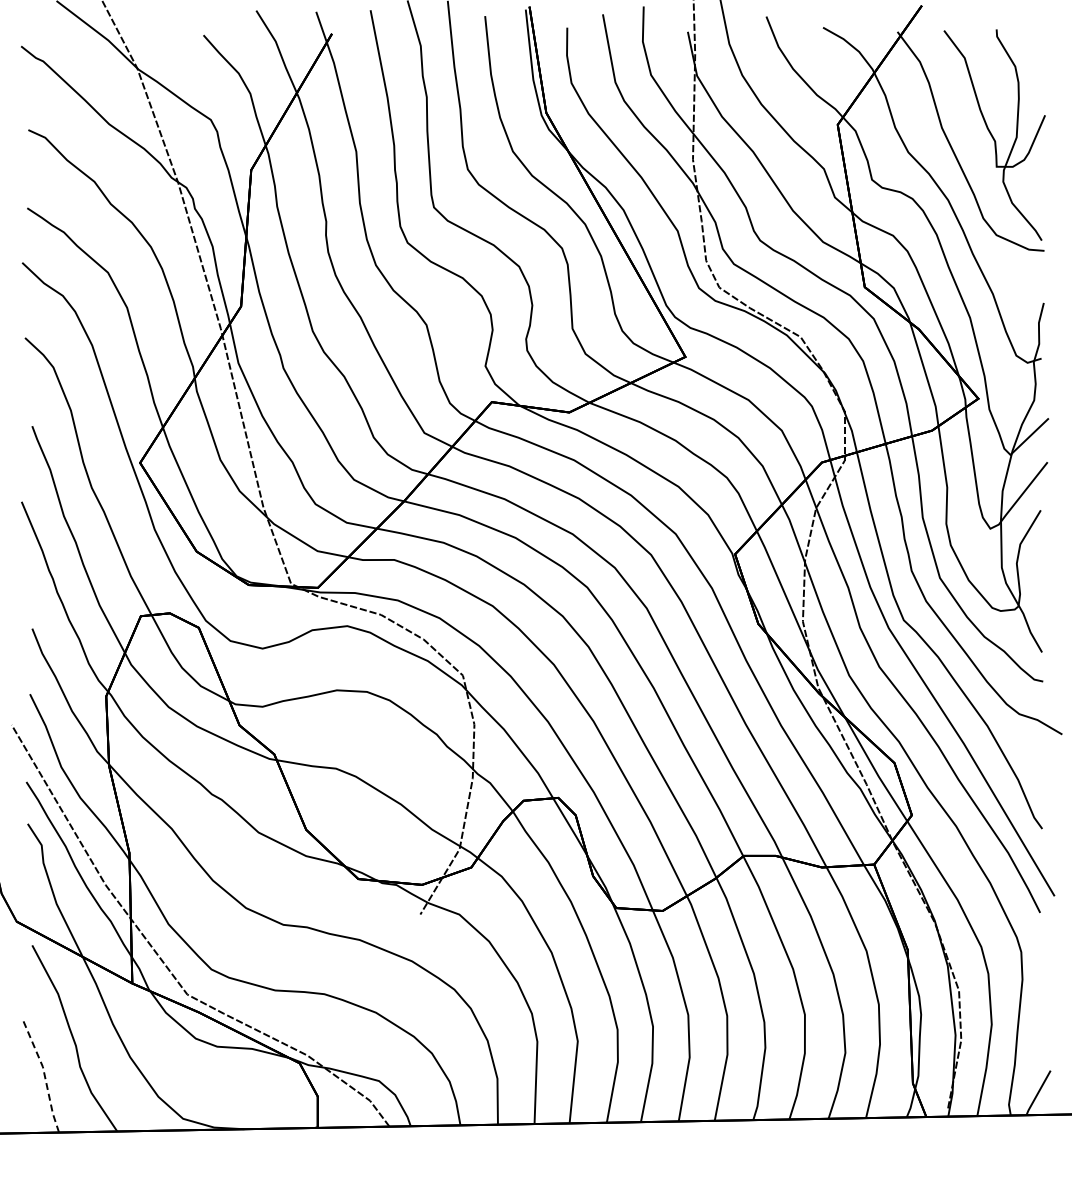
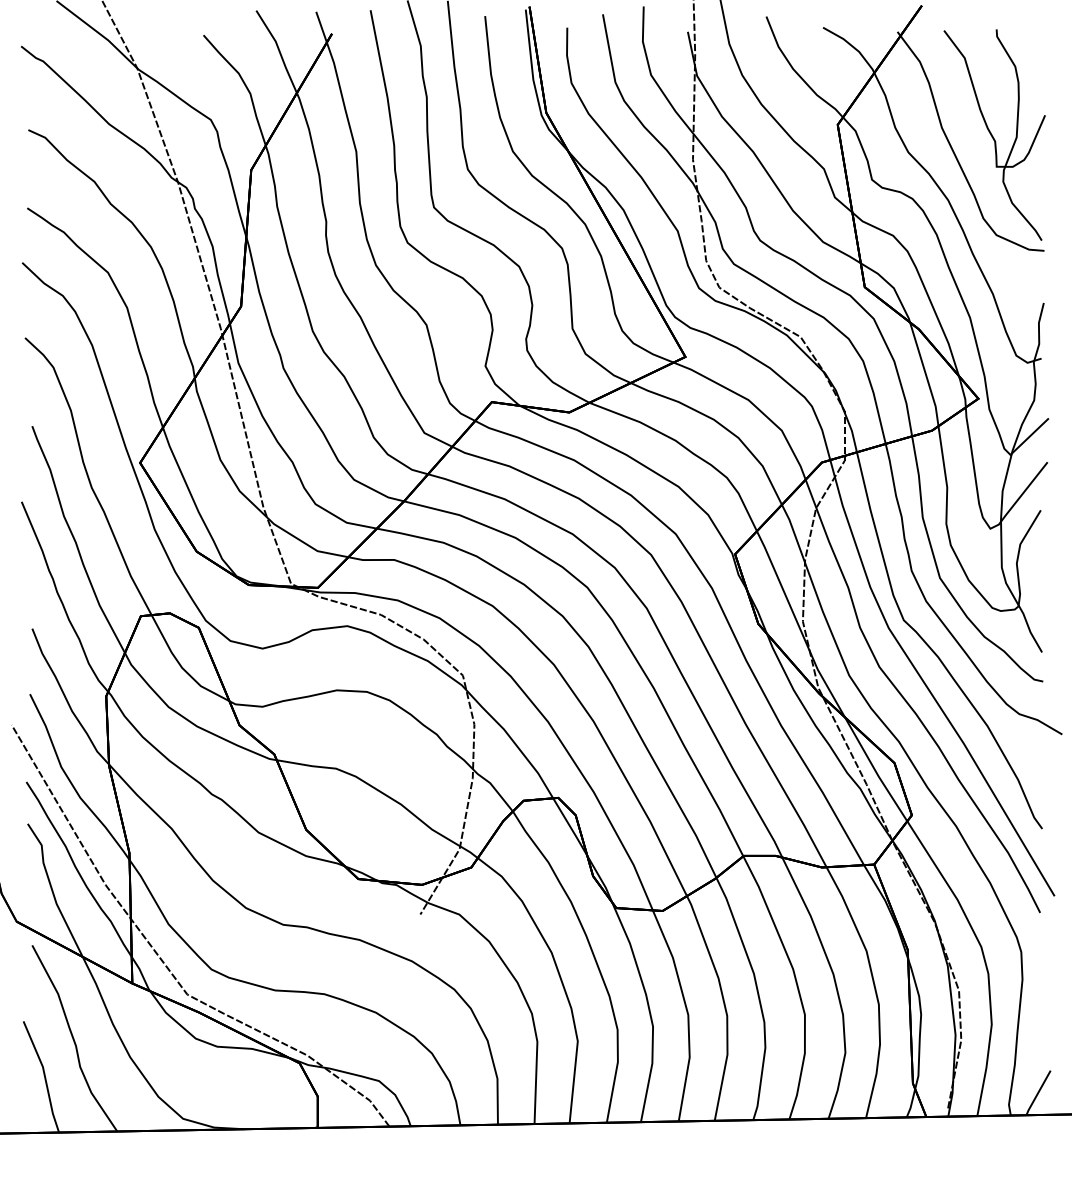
line: dashed -> solid (44, 1075)
